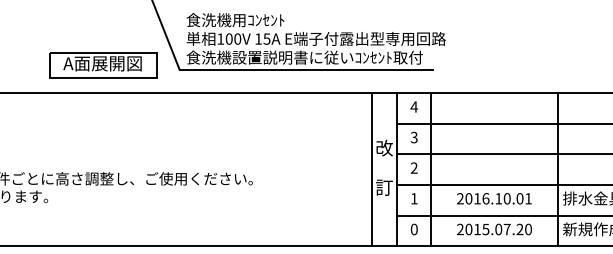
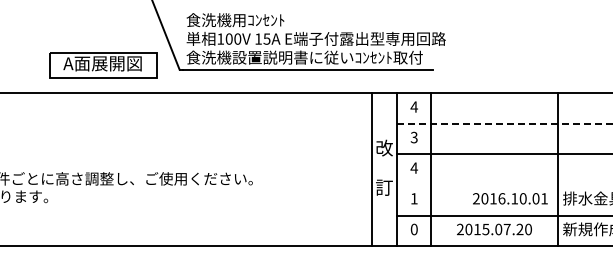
line: solid -> dashed (505, 123)
text: 2 -> 4 (413, 167)
line: present -> none (503, 184)
text position: (494, 198) -> (510, 198) (510, 198)
